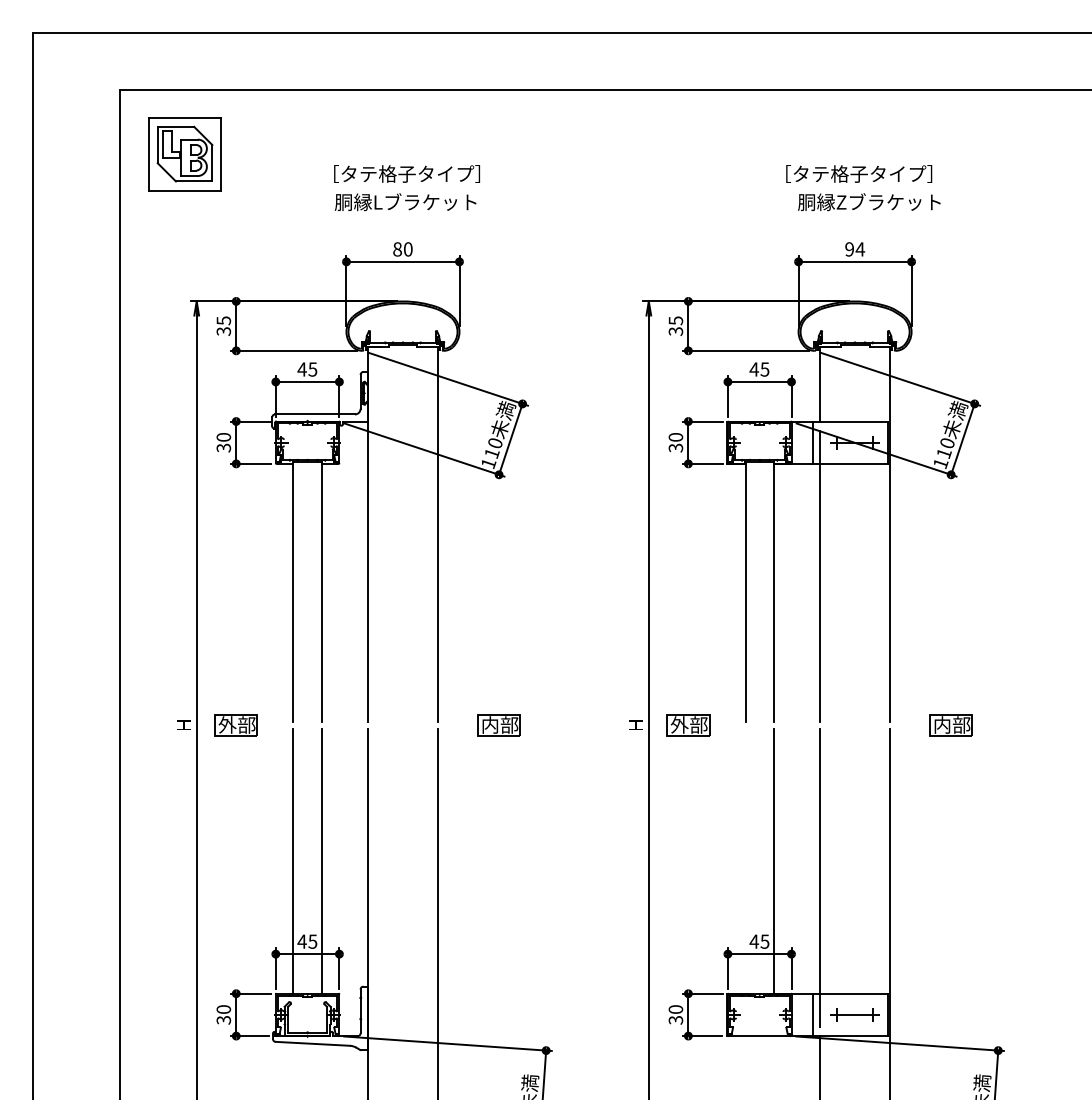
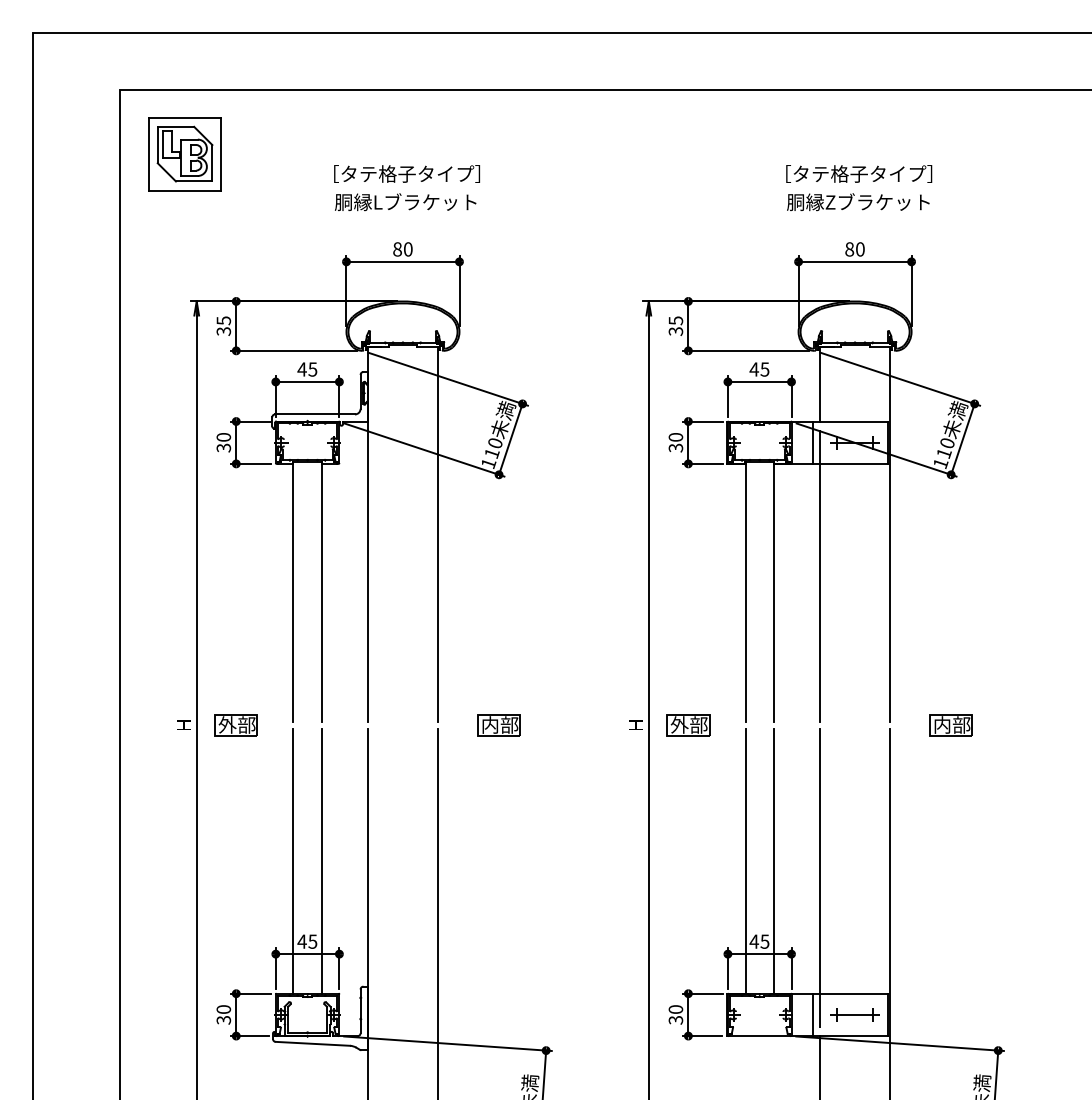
text position: (869, 202) -> (858, 202) (858, 202)
text: 94 -> 80 (855, 249)
line: none -> present (745, 860)
